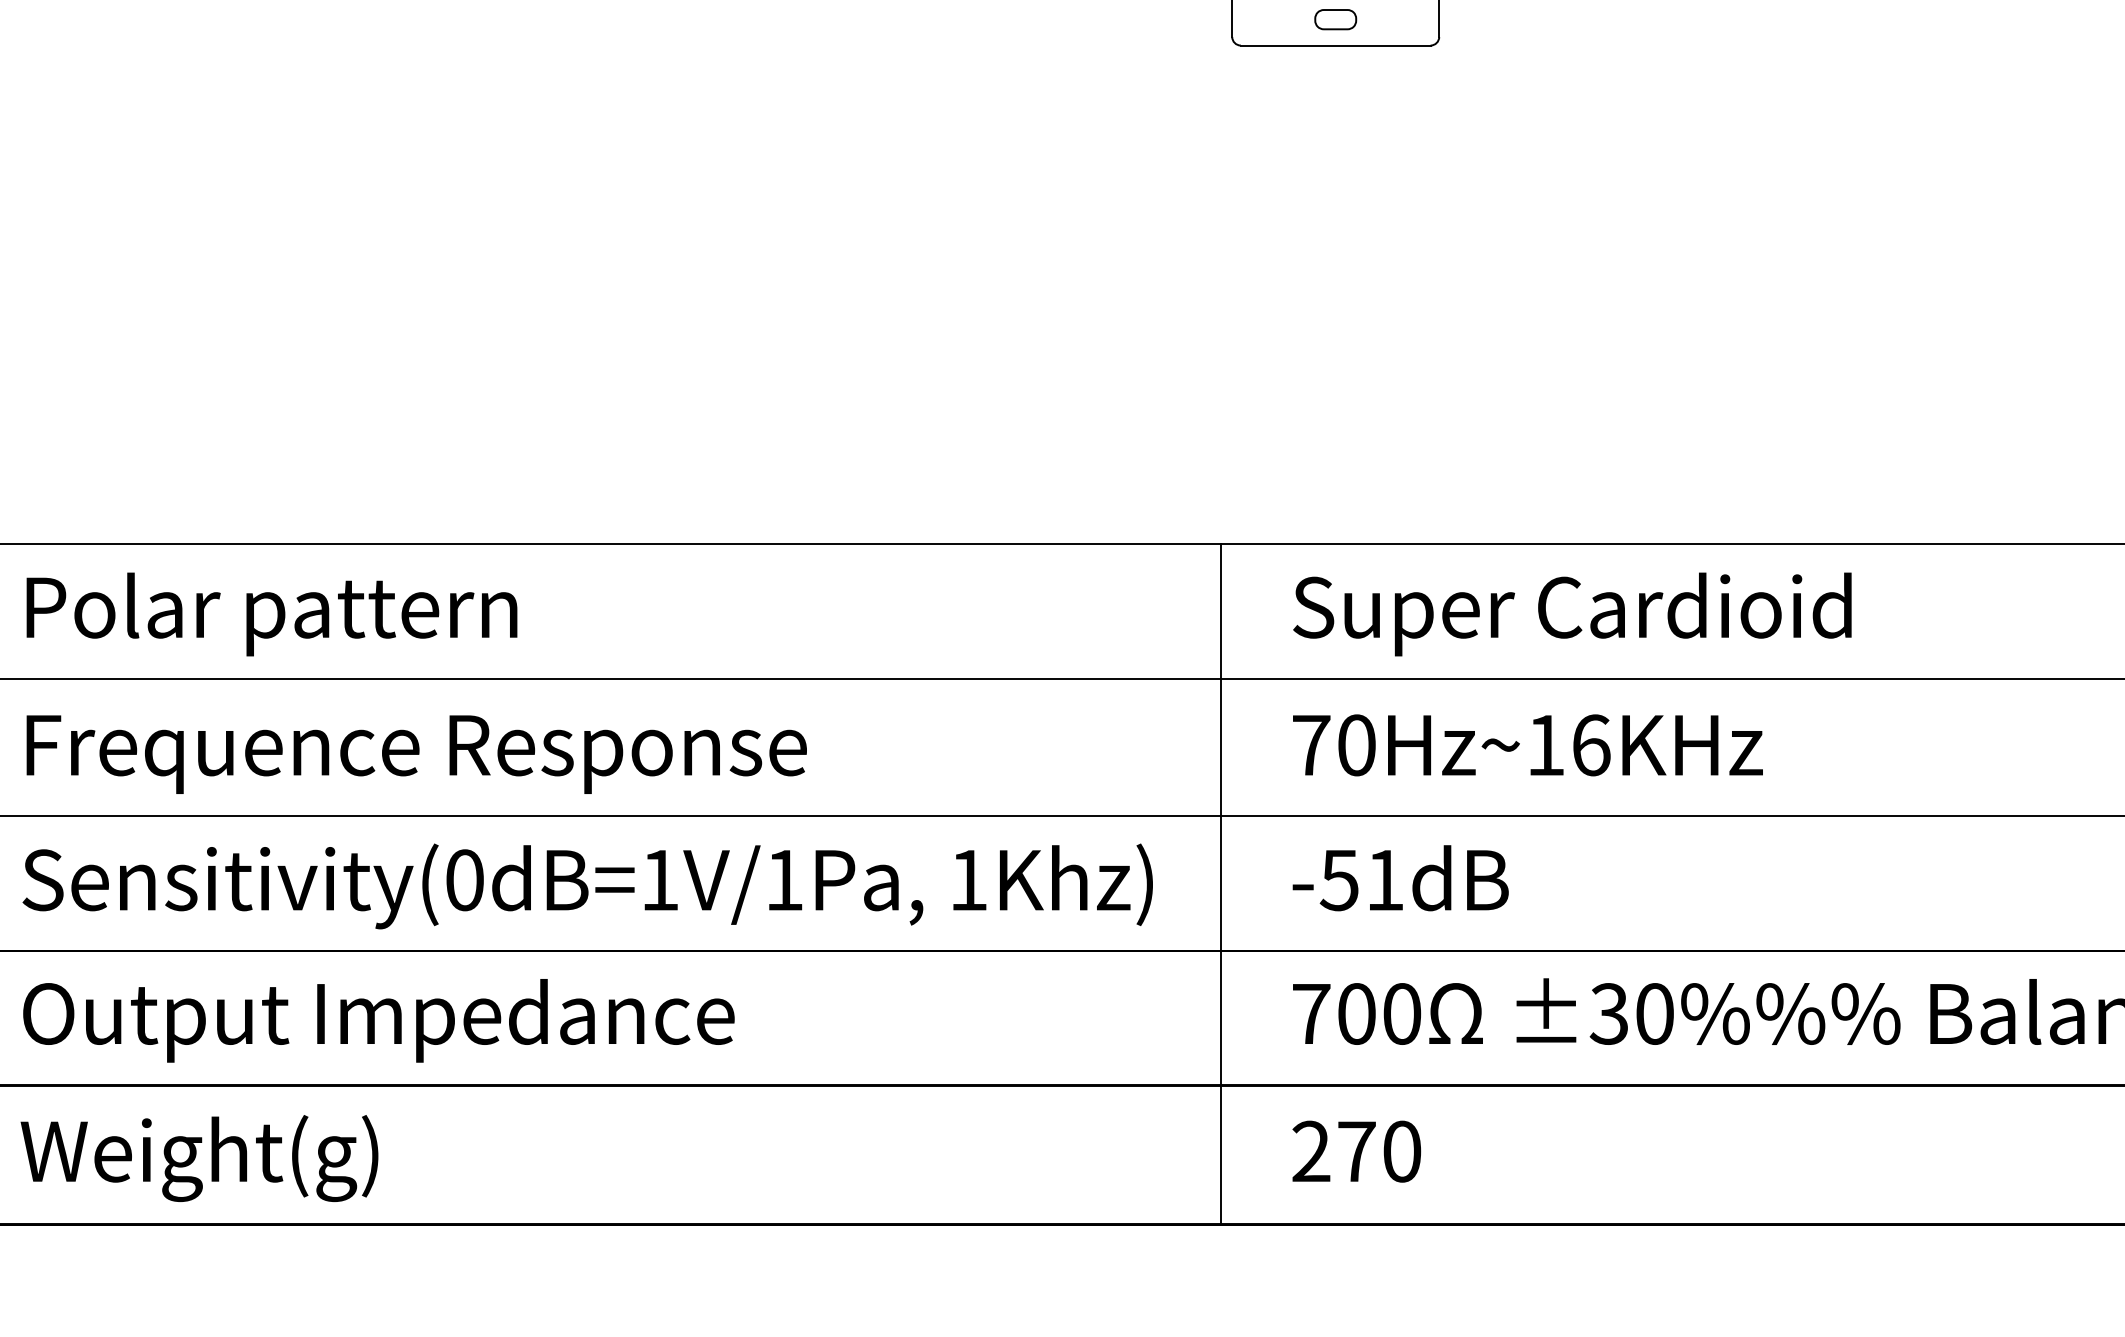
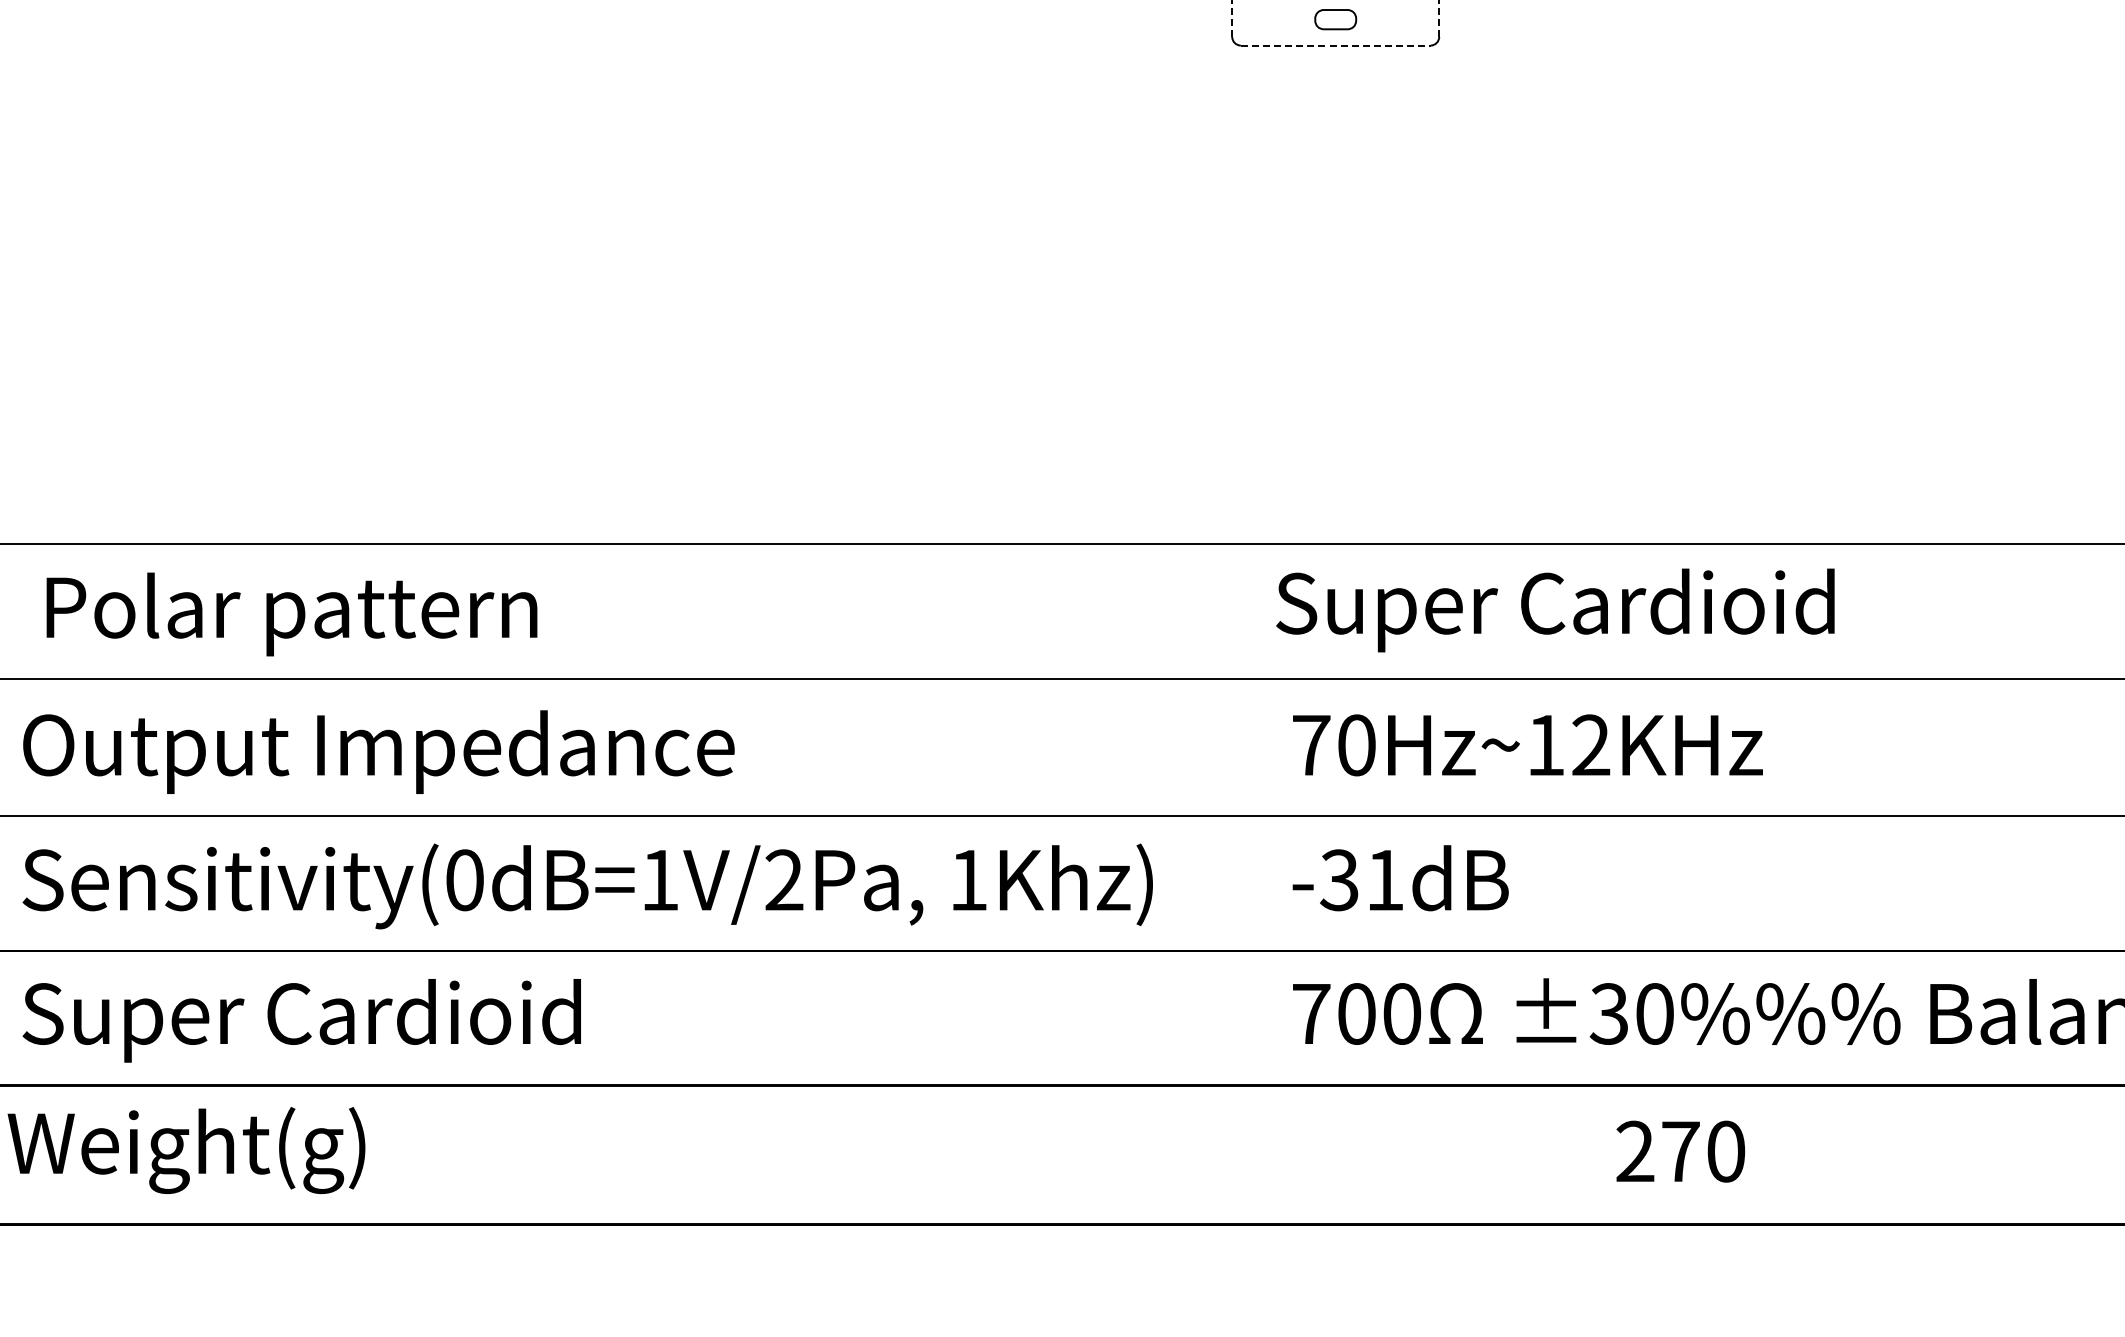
line: solid -> dashed (1232, 18)
line: solid -> dashed (1439, 18)
line: solid -> dashed (1335, 45)
text position: (271, 614) -> (291, 614) (291, 614)
text position: (1572, 614) -> (1555, 610) (1555, 610)
text: 70Hz~16KHz -> 70Hz~12KHz (1591, 745)
text: Frequence Response -> Output Impedance (414, 751)
text: Sensitivity(0dB=1V/1Pa, -> Sensitivity(0dB=1V/2Pa, (784, 879)
text: -51dB -> -31dB (1338, 879)
line: present -> none (1220, 884)
text: Output Impedance -> Super Cardioid (378, 1020)
text position: (1356, 1151) -> (1680, 1151) (1680, 1151)
text position: (199, 1158) -> (186, 1150) (186, 1150)
